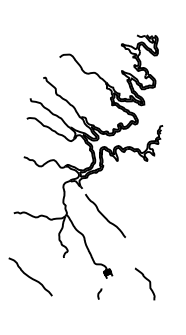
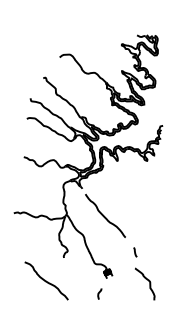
curve: none -> present (135, 252)
curve position: (30, 276) -> (46, 280) (46, 280)
